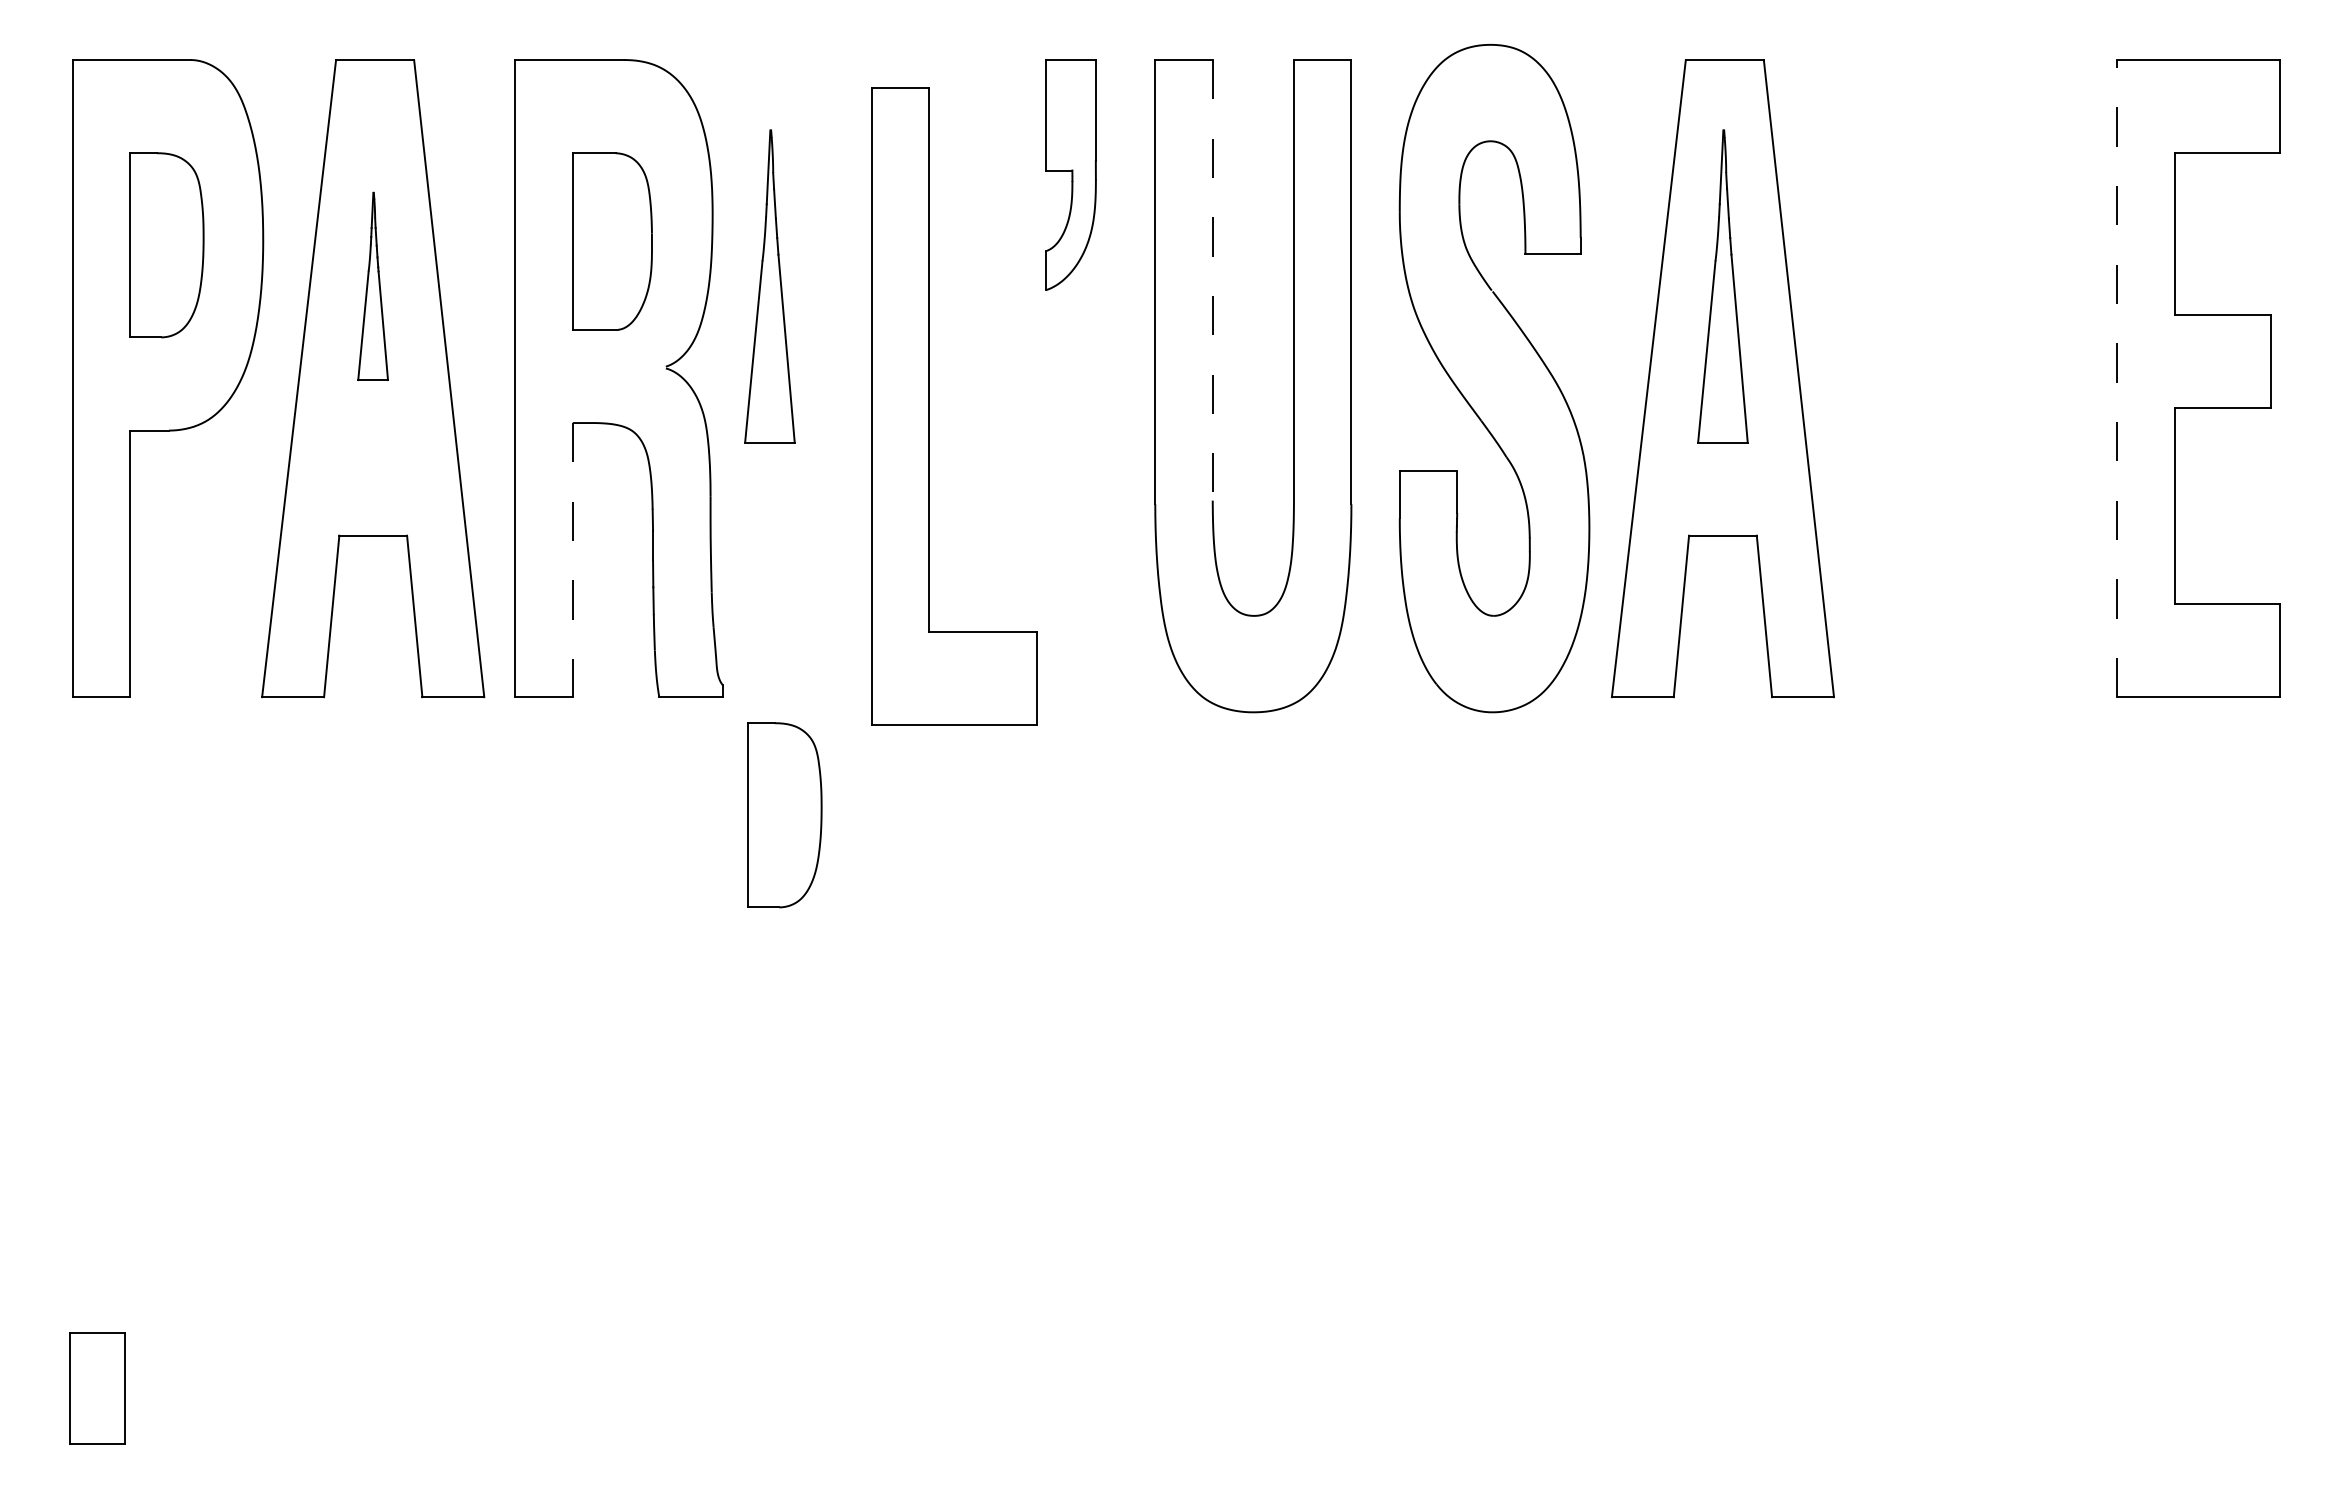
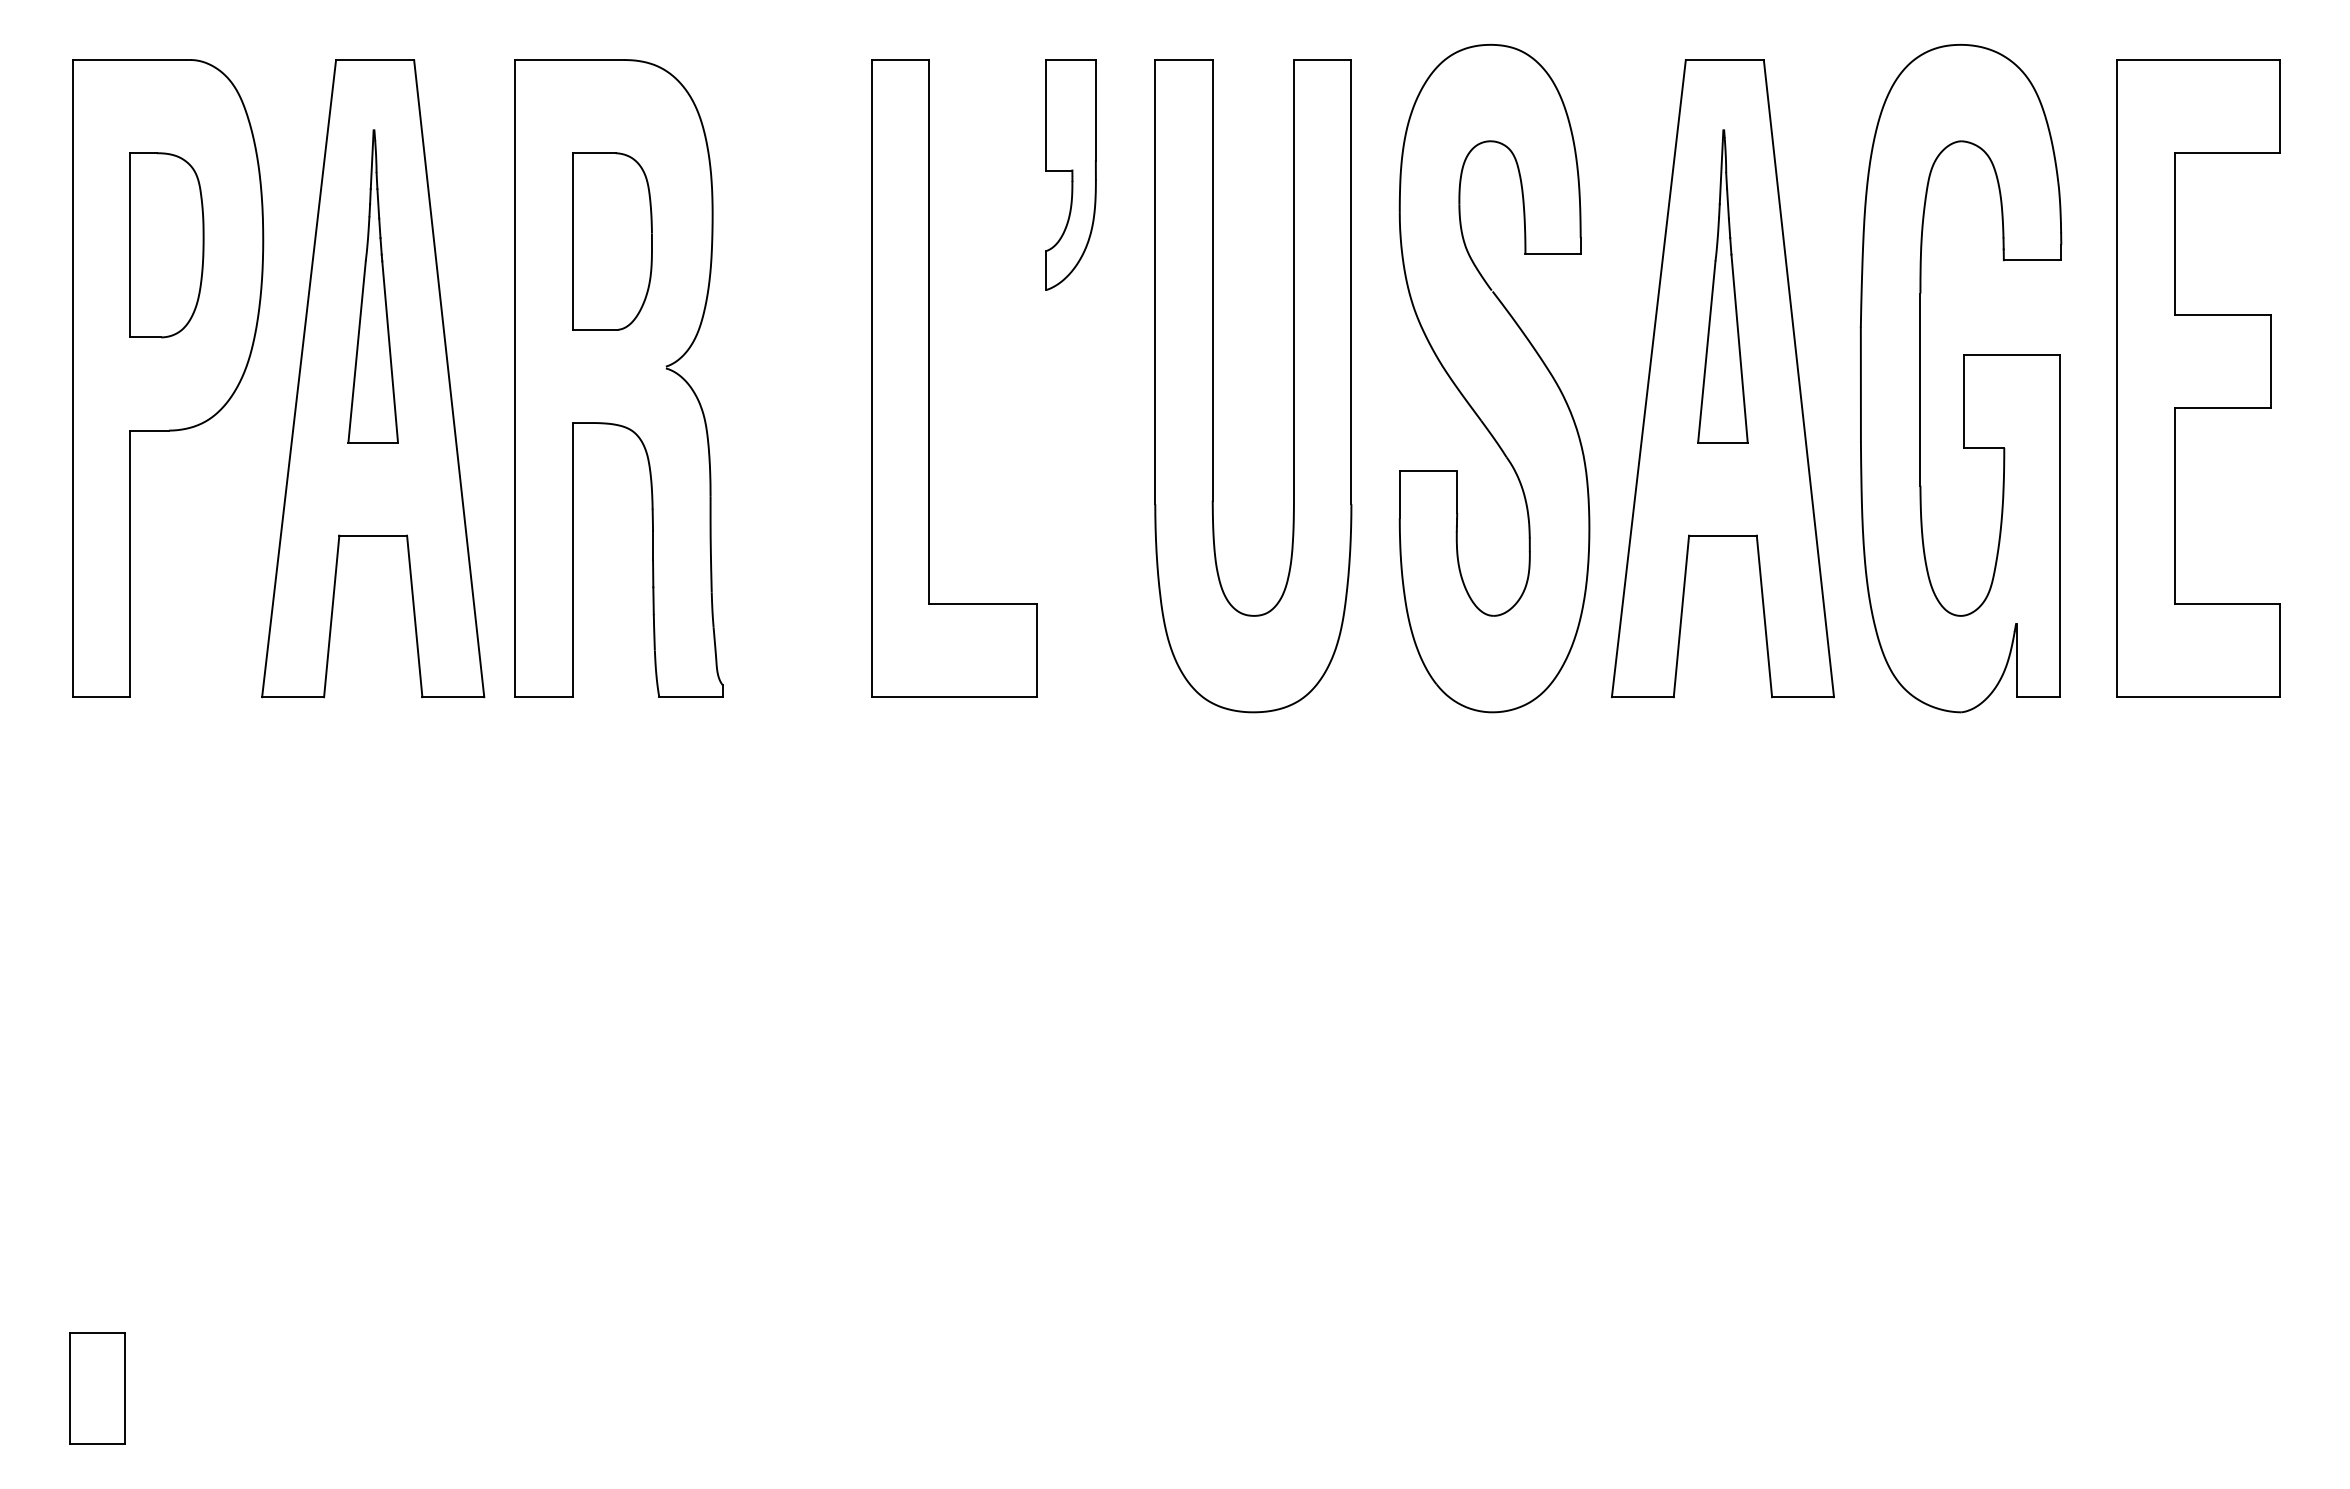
line: dashed -> solid (1212, 280)
part size: 32x190 px -> 52x315 px (372, 286)
part: present -> none (769, 286)
part: none -> present (1960, 378)
line: dashed -> solid (2117, 378)
part position: (929, 406) -> (929, 378) (929, 378)
line: dashed -> solid (572, 560)
part: present -> none (784, 815)
